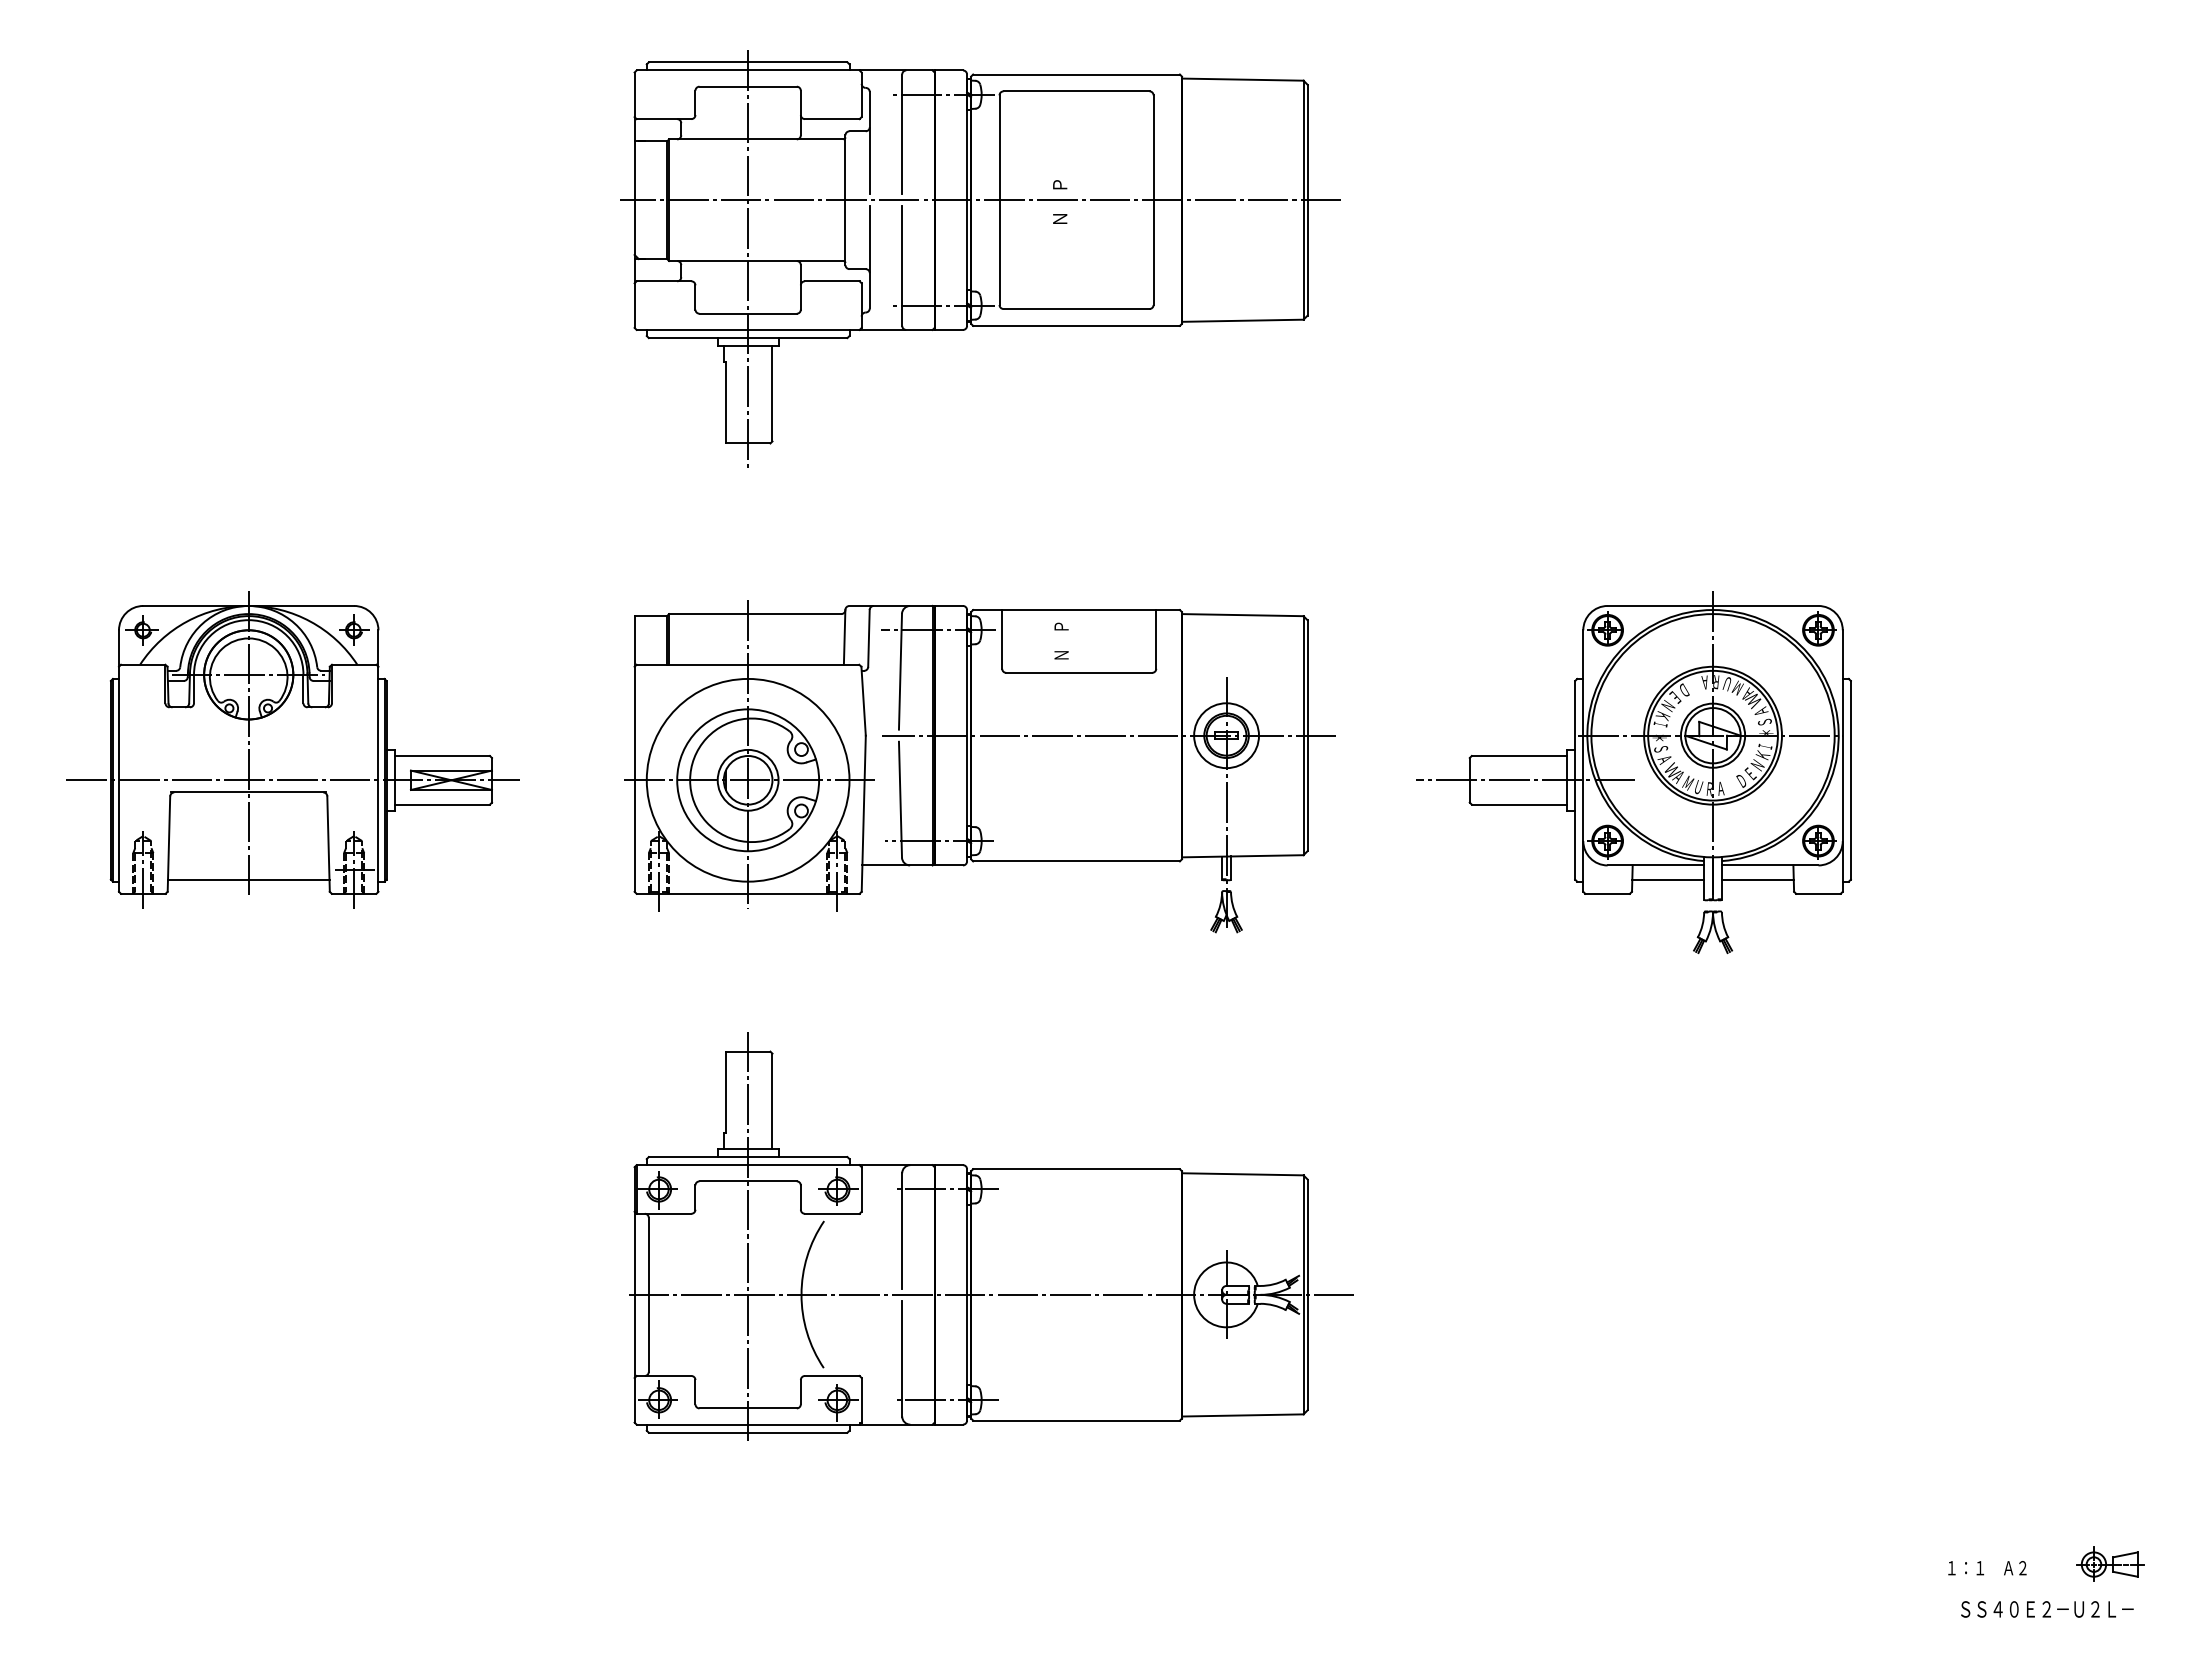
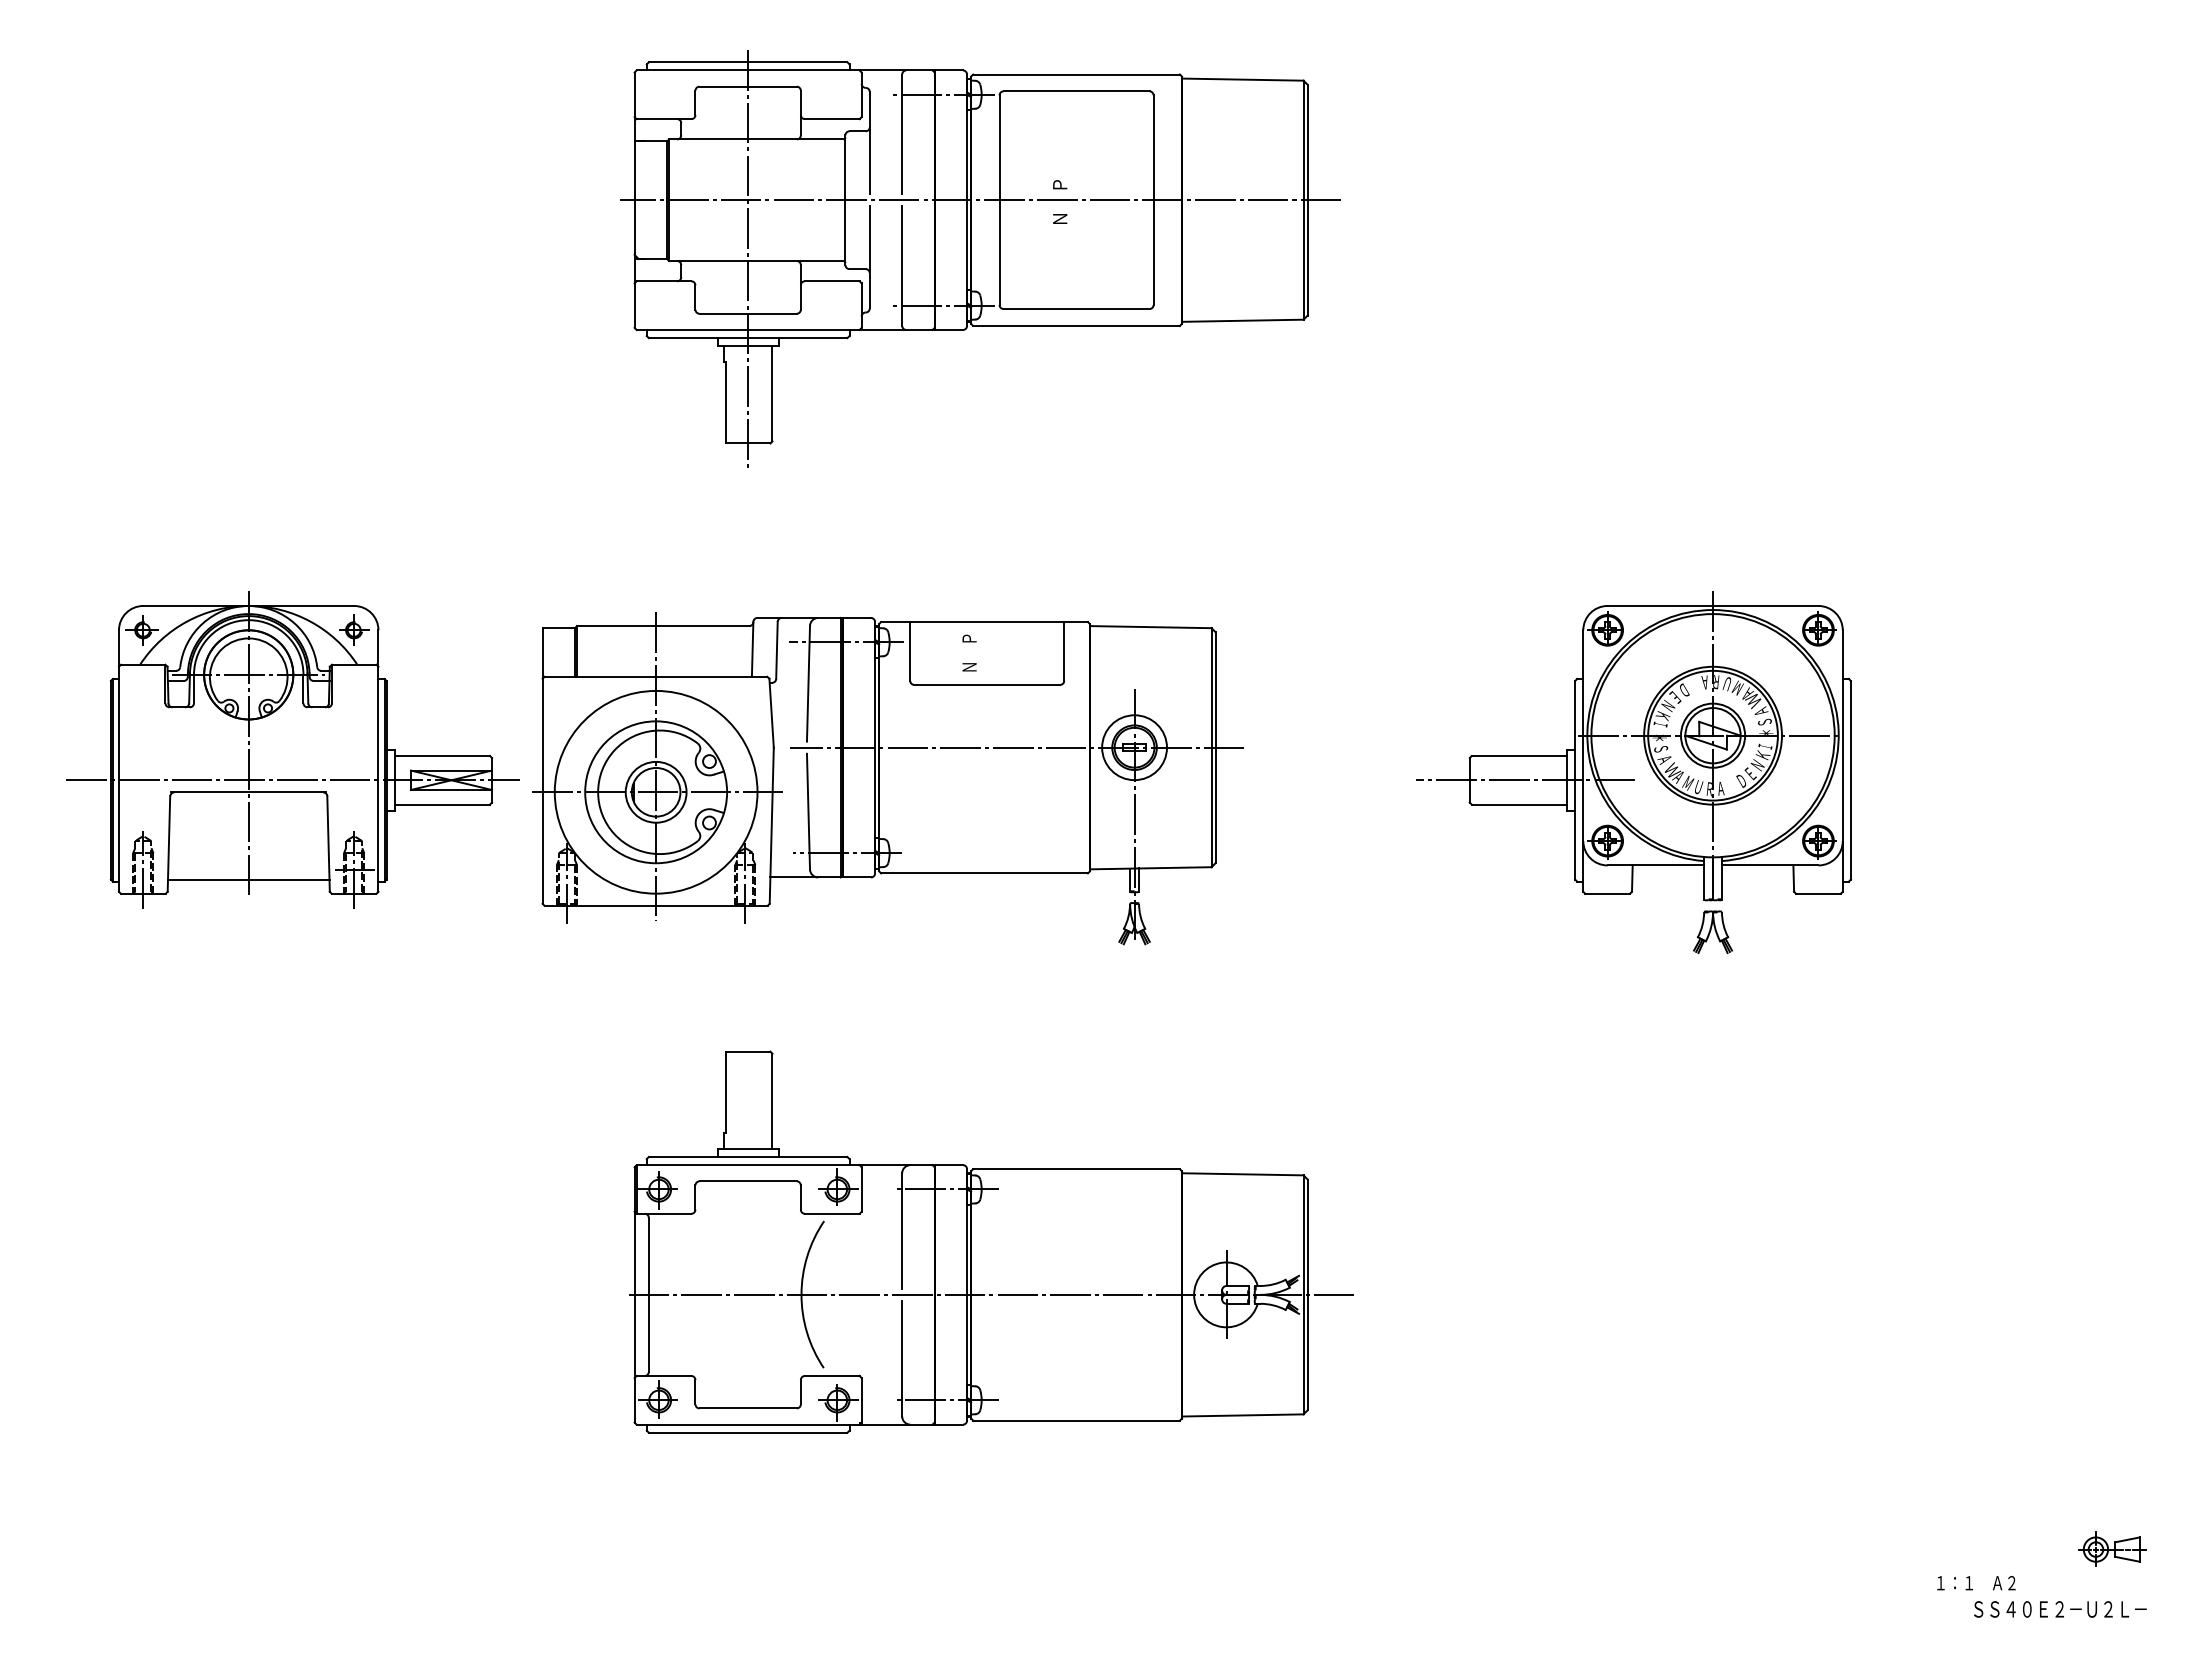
part position: (979, 766) -> (887, 778) (887, 778)
line: present -> none (1668, 879)
line: present -> none (1757, 879)
line: present -> none (748, 1238)
part position: (2110, 1563) -> (2112, 1548) (2112, 1548)
text position: (1987, 1568) -> (1976, 1583) (1976, 1583)
text position: (2047, 1609) -> (2060, 1609) (2060, 1609)
